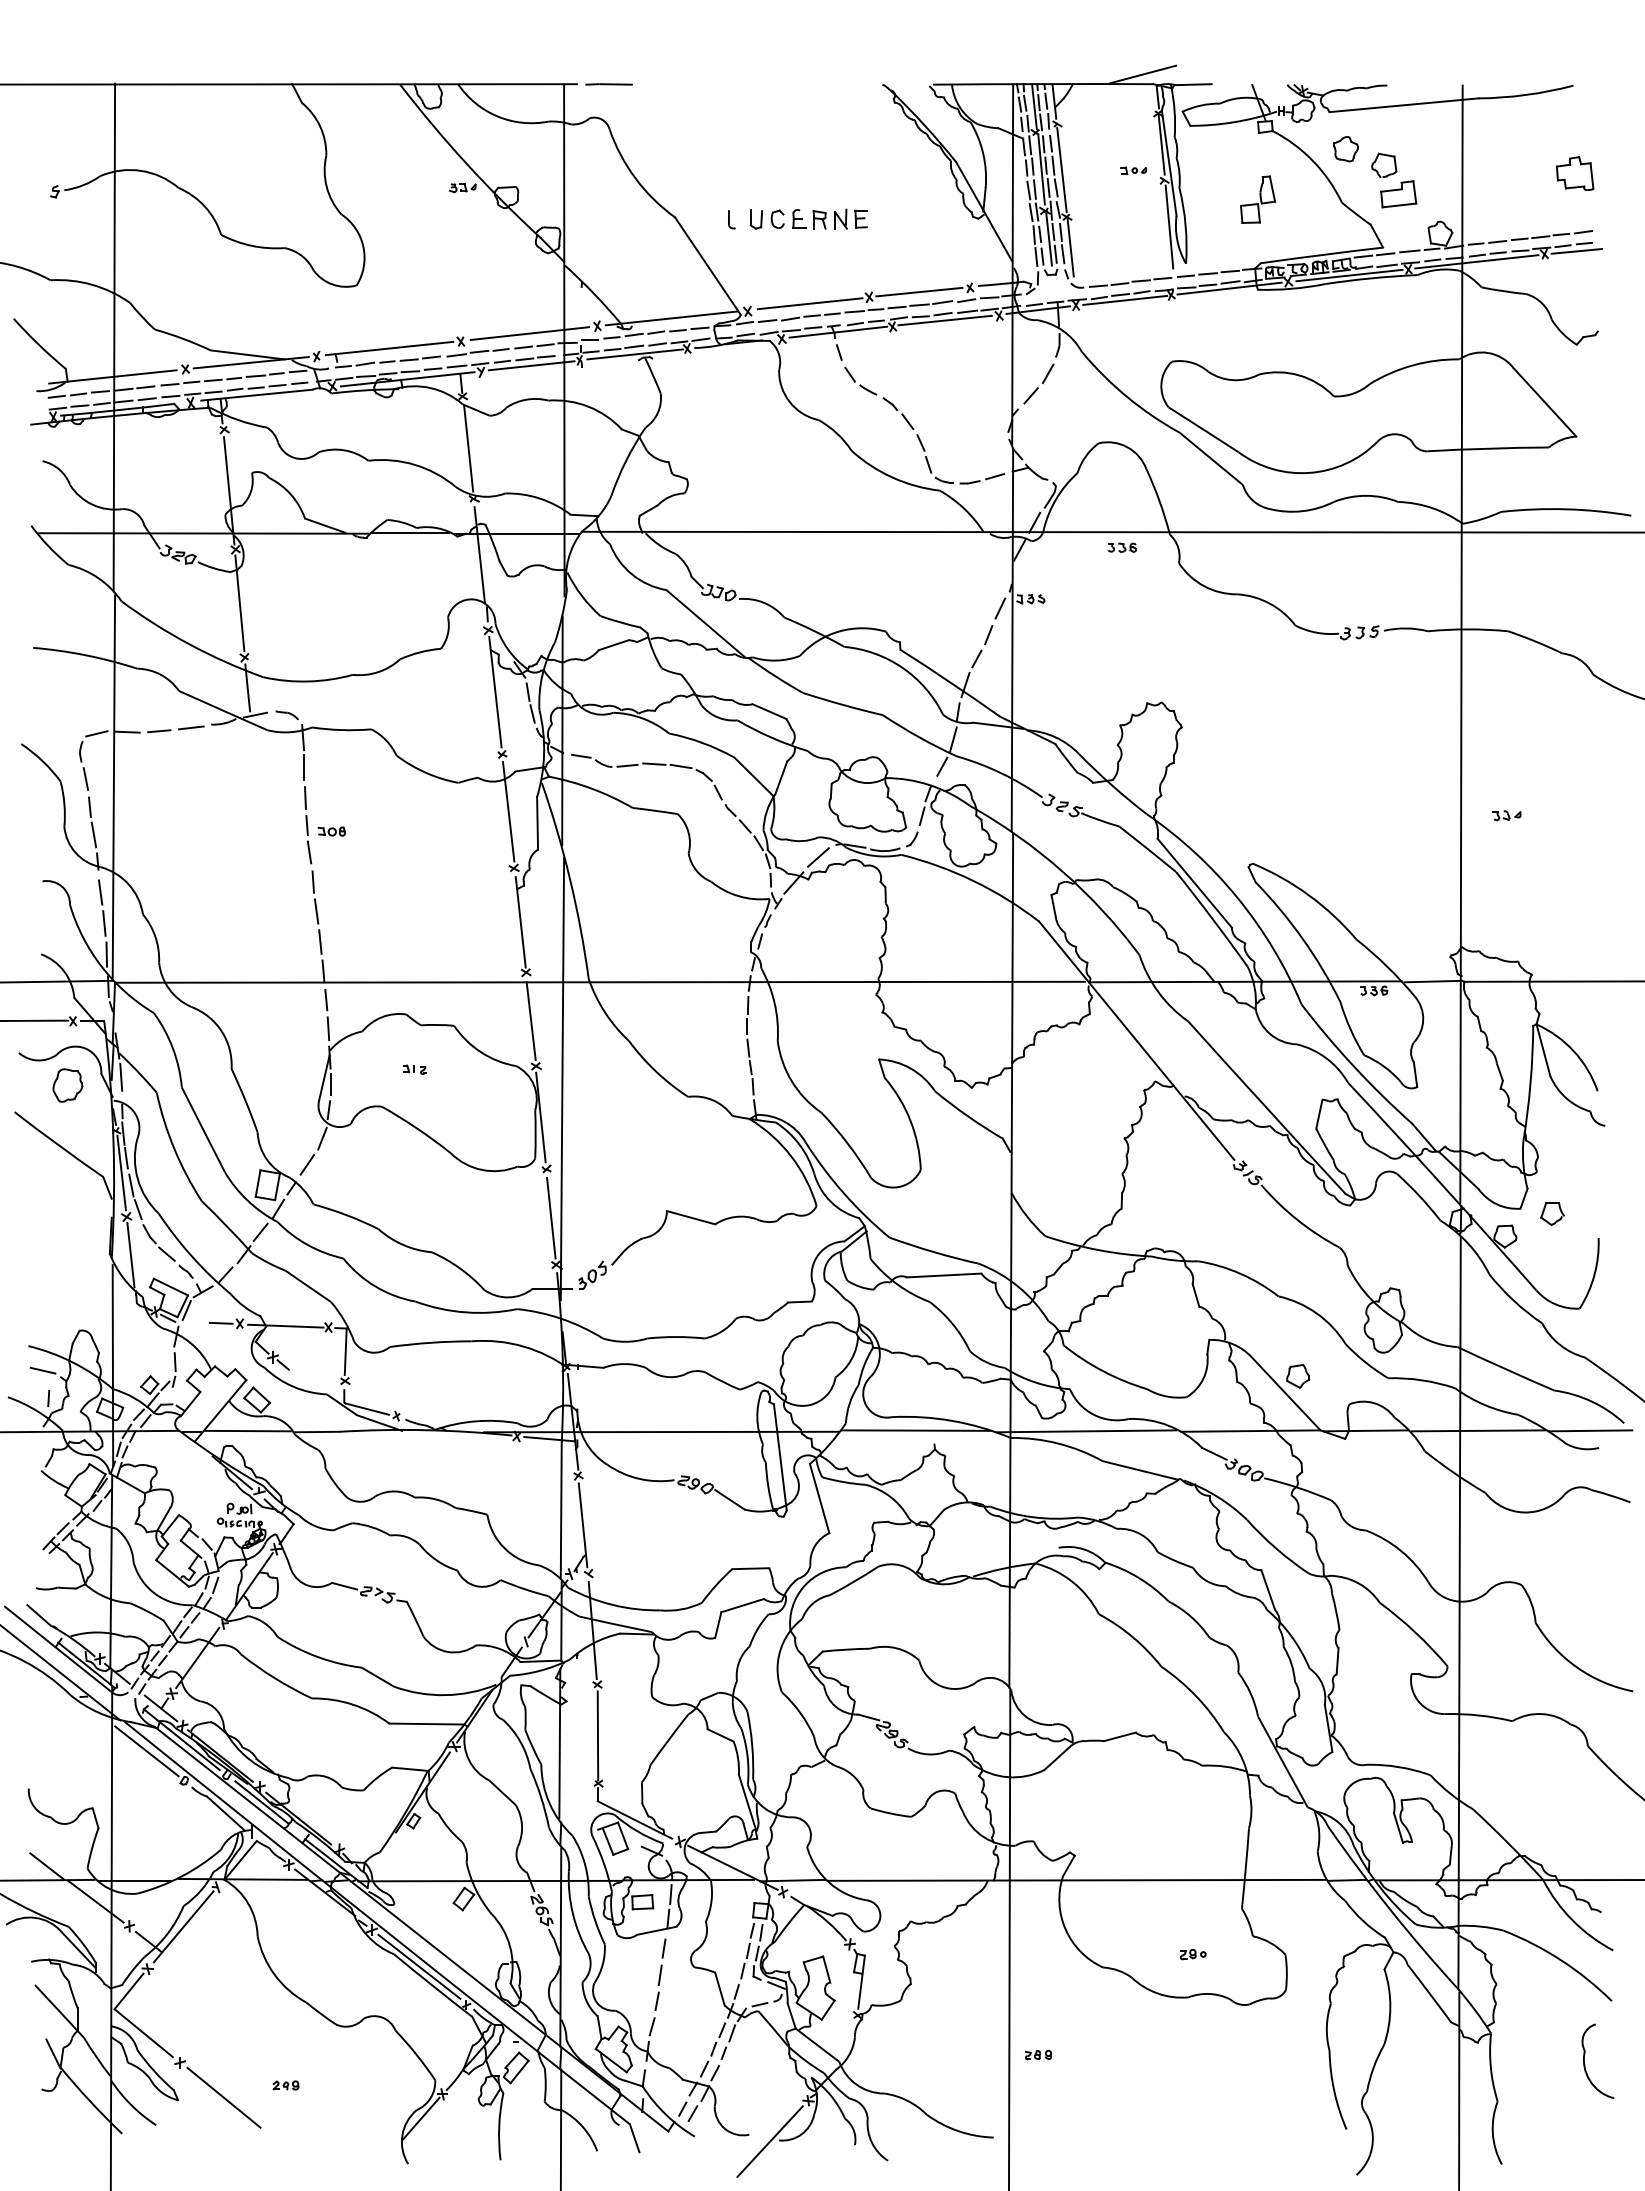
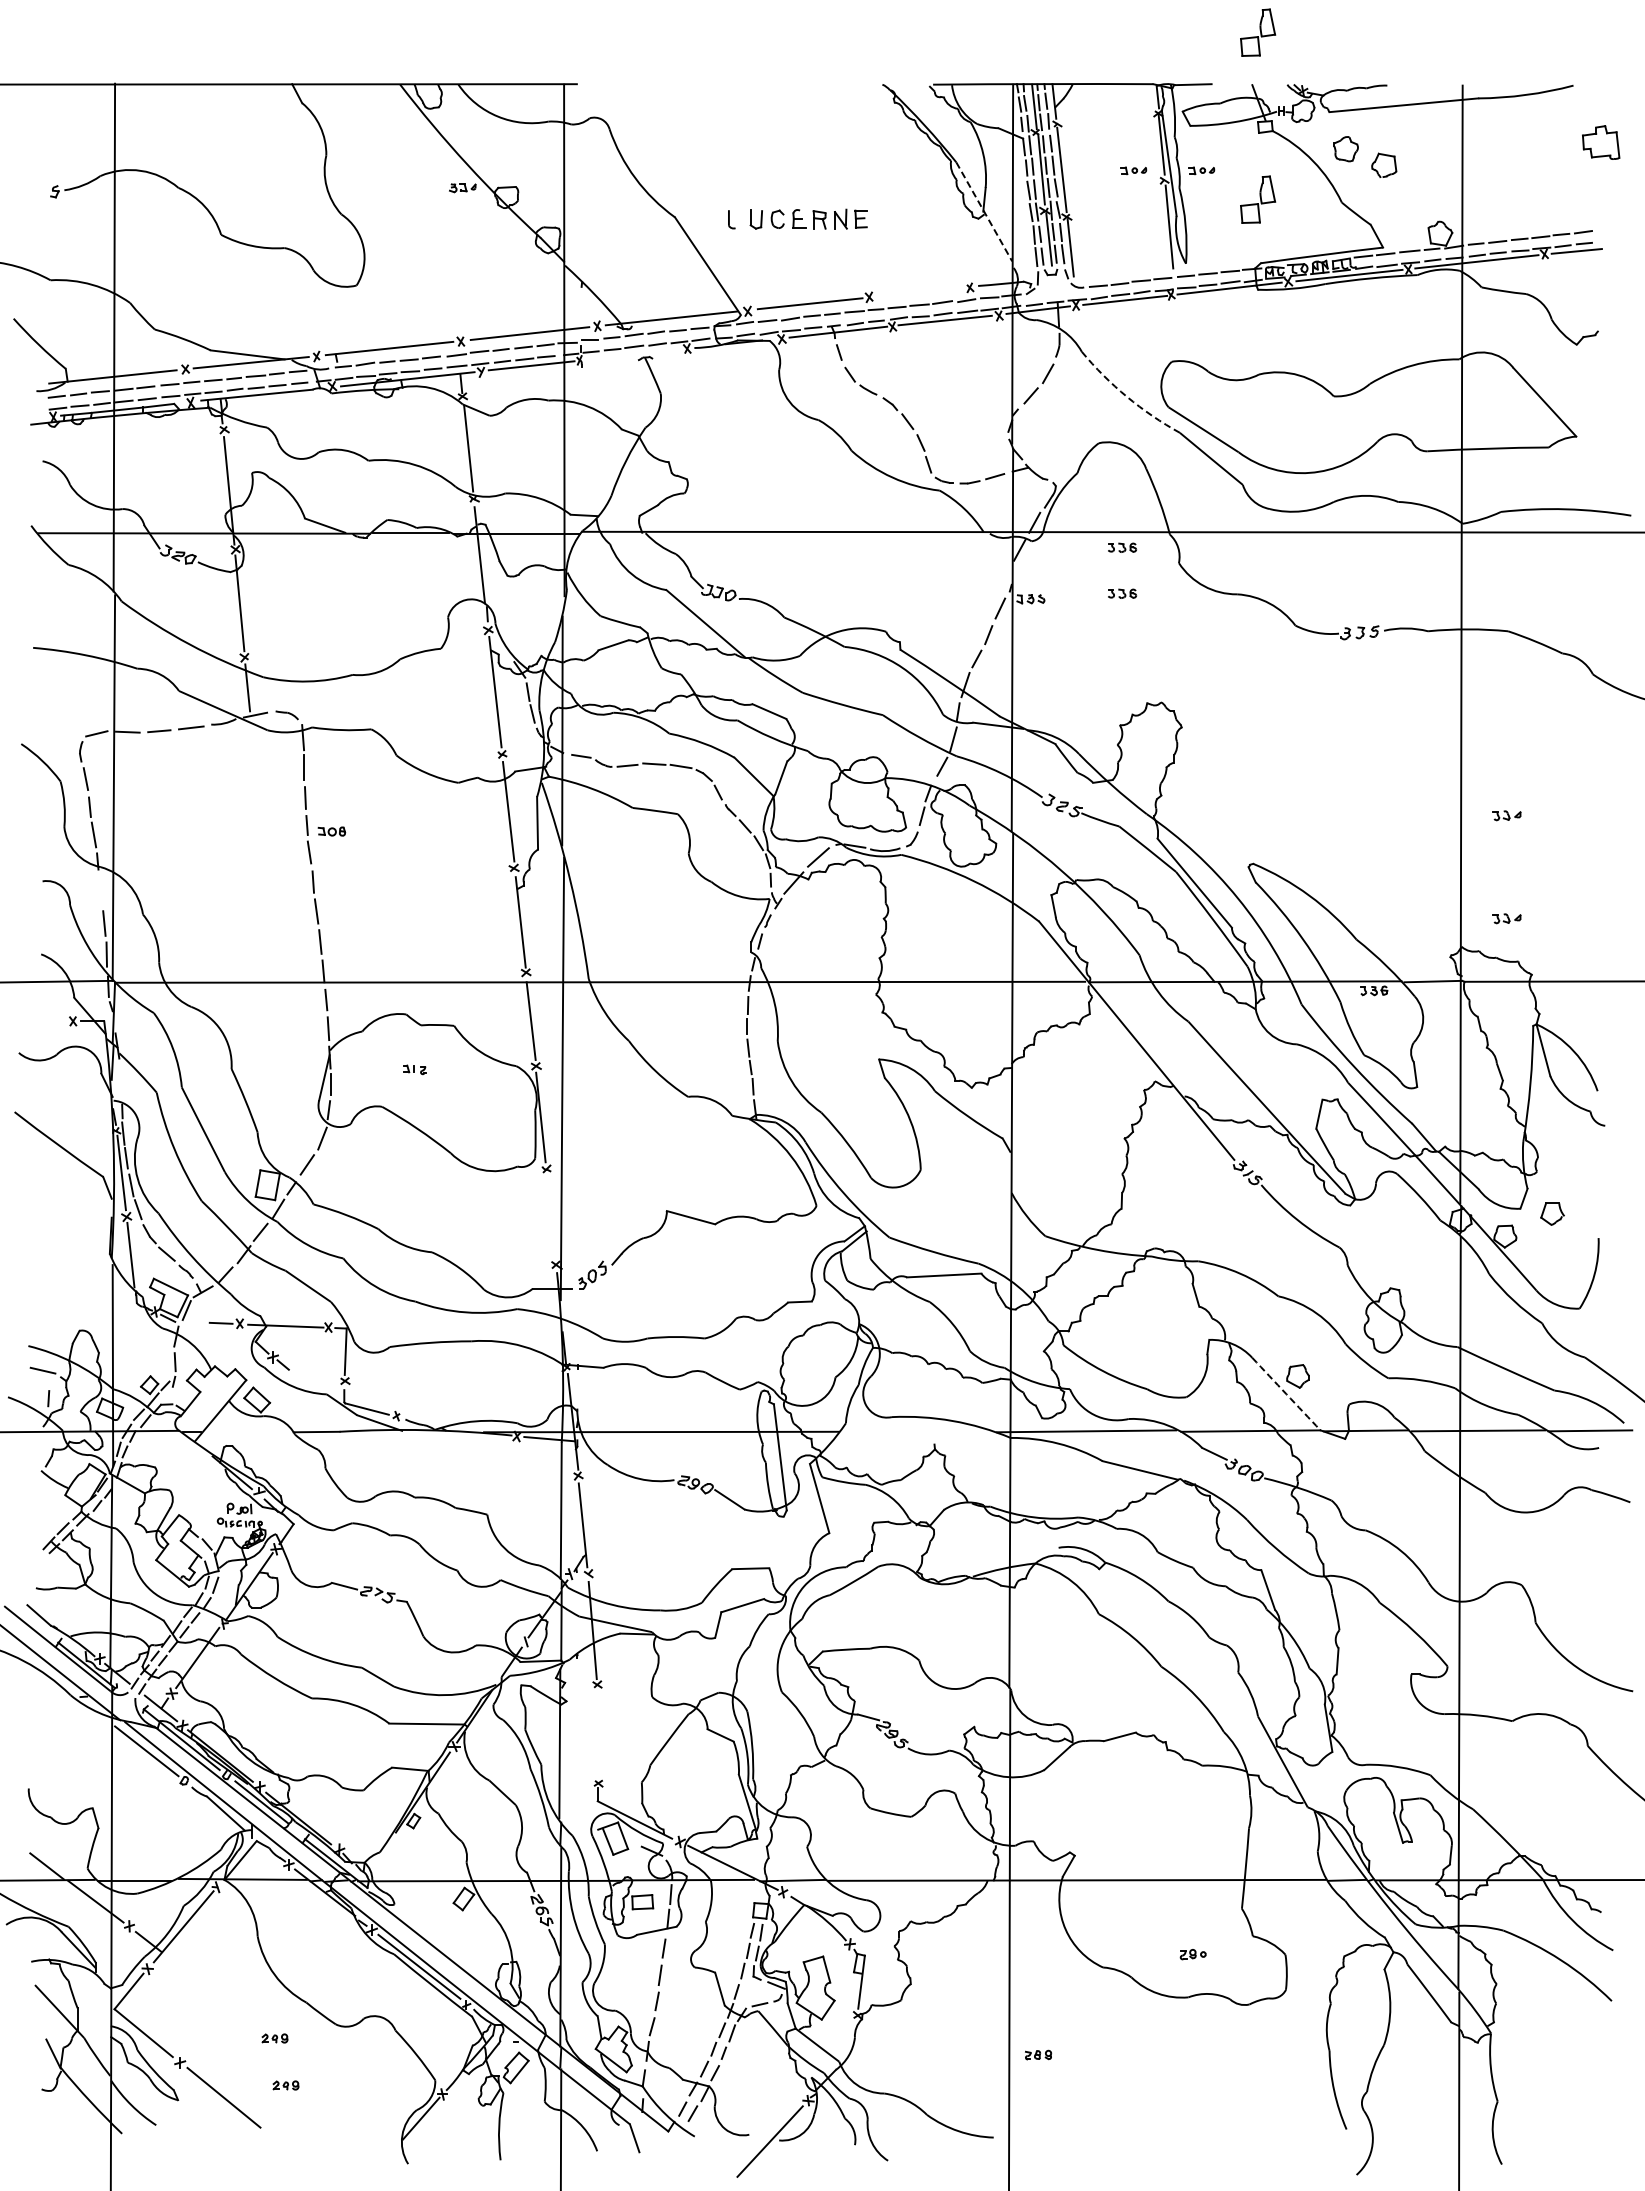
part: none -> present (1258, 32)
line: present -> none (1143, 74)
line: present -> none (608, 84)
part: none -> present (1201, 170)
part position: (1575, 173) -> (1601, 142) (1601, 142)
part: present -> none (1398, 194)
line: solid -> dashed (984, 211)
line: present -> none (919, 291)
line: present -> none (635, 354)
arc: solid -> dashed (1127, 396)
part: none -> present (1122, 593)
line: present -> none (100, 892)
part: none -> present (1506, 918)
line: present -> none (35, 1020)
line: present -> none (121, 1076)
part: present -> none (67, 1085)
line: present -> none (551, 1217)
arc: solid -> dashed (1286, 1394)
line: present -> none (247, 1430)
line: present -> none (915, 1430)
line: present -> none (597, 1735)
part: none -> present (274, 2038)
part: present -> none (1585, 2064)
